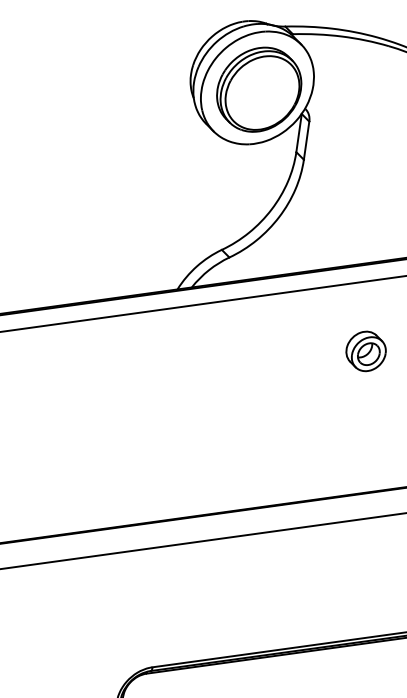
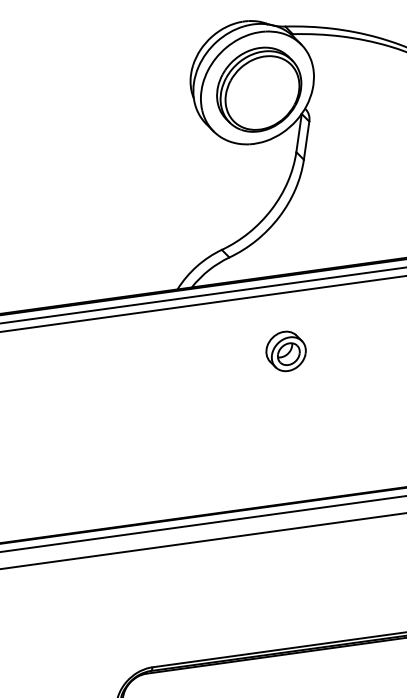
line: none -> present (202, 295)
part position: (365, 351) -> (285, 351) (285, 351)
line: none -> present (202, 523)
